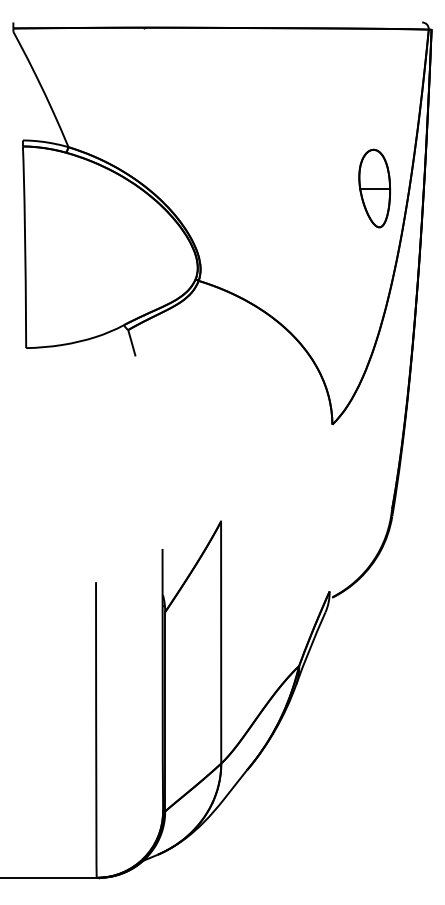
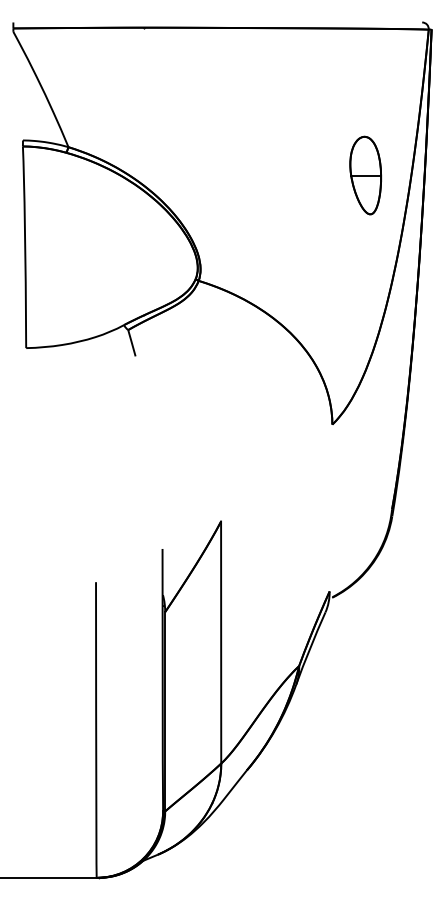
part position: (374, 188) -> (365, 175) (365, 175)
